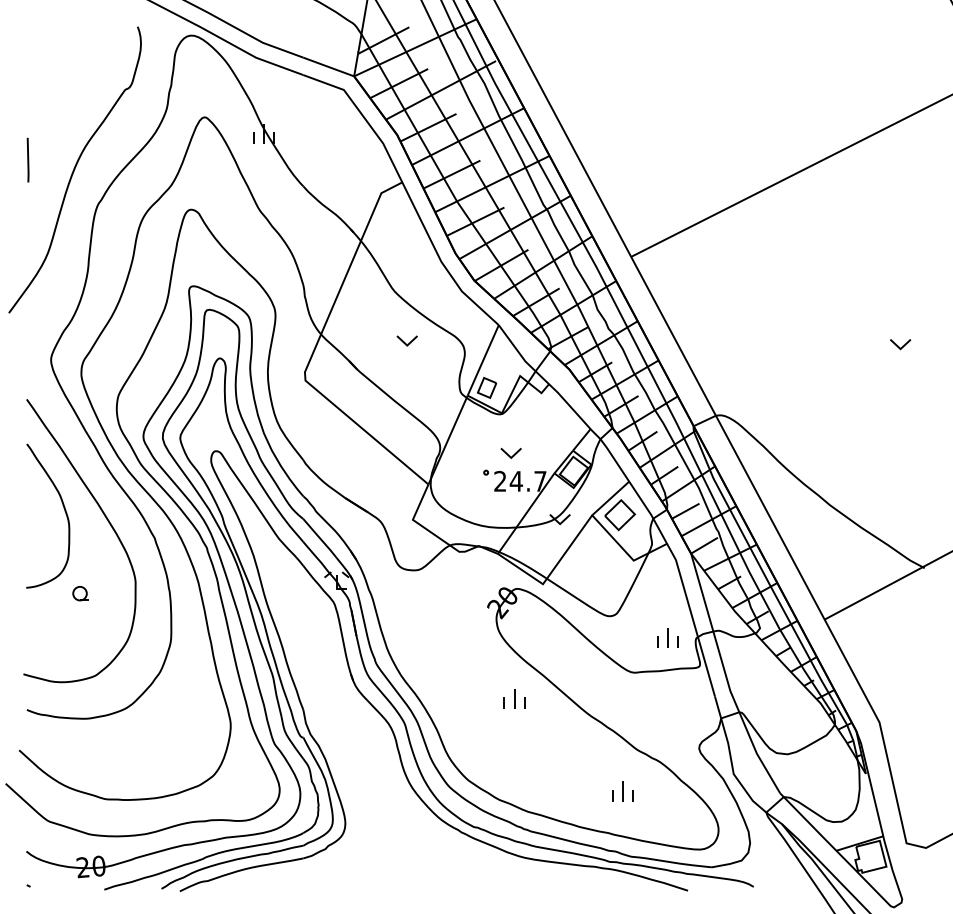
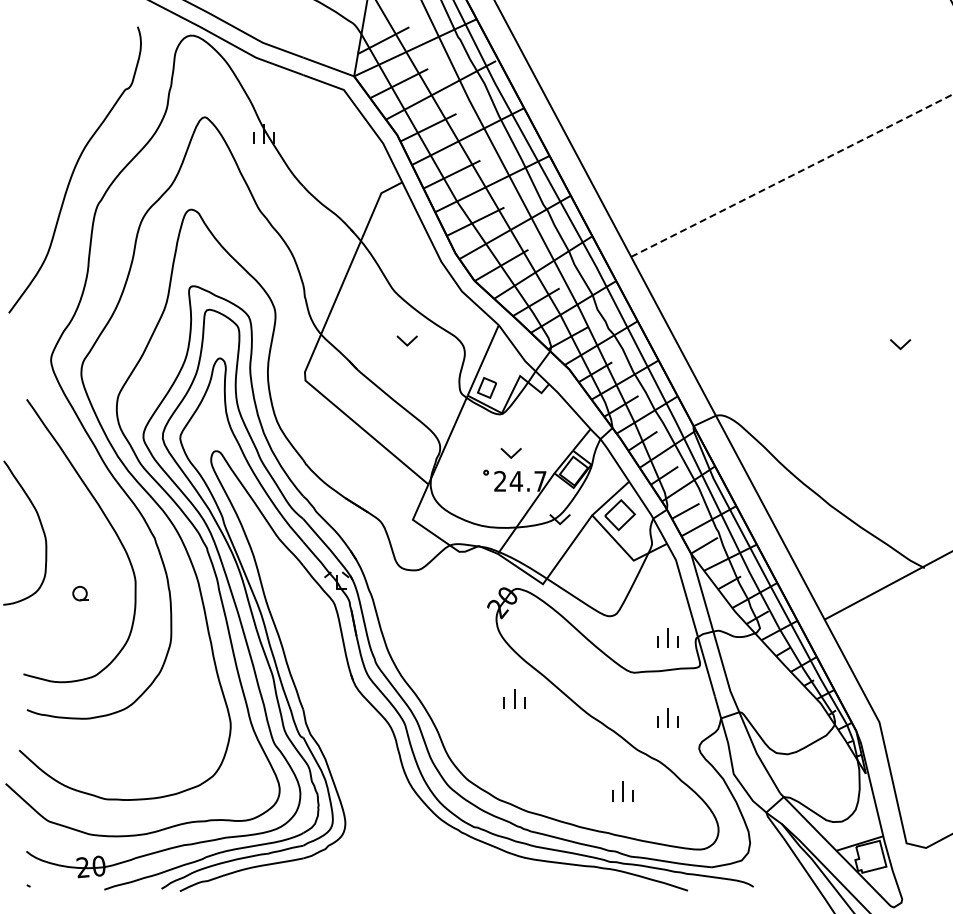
line: present -> none (27, 159)
line: solid -> dashed (791, 175)
curve position: (64, 511) -> (41, 528) (41, 528)
part: none -> present (667, 717)
